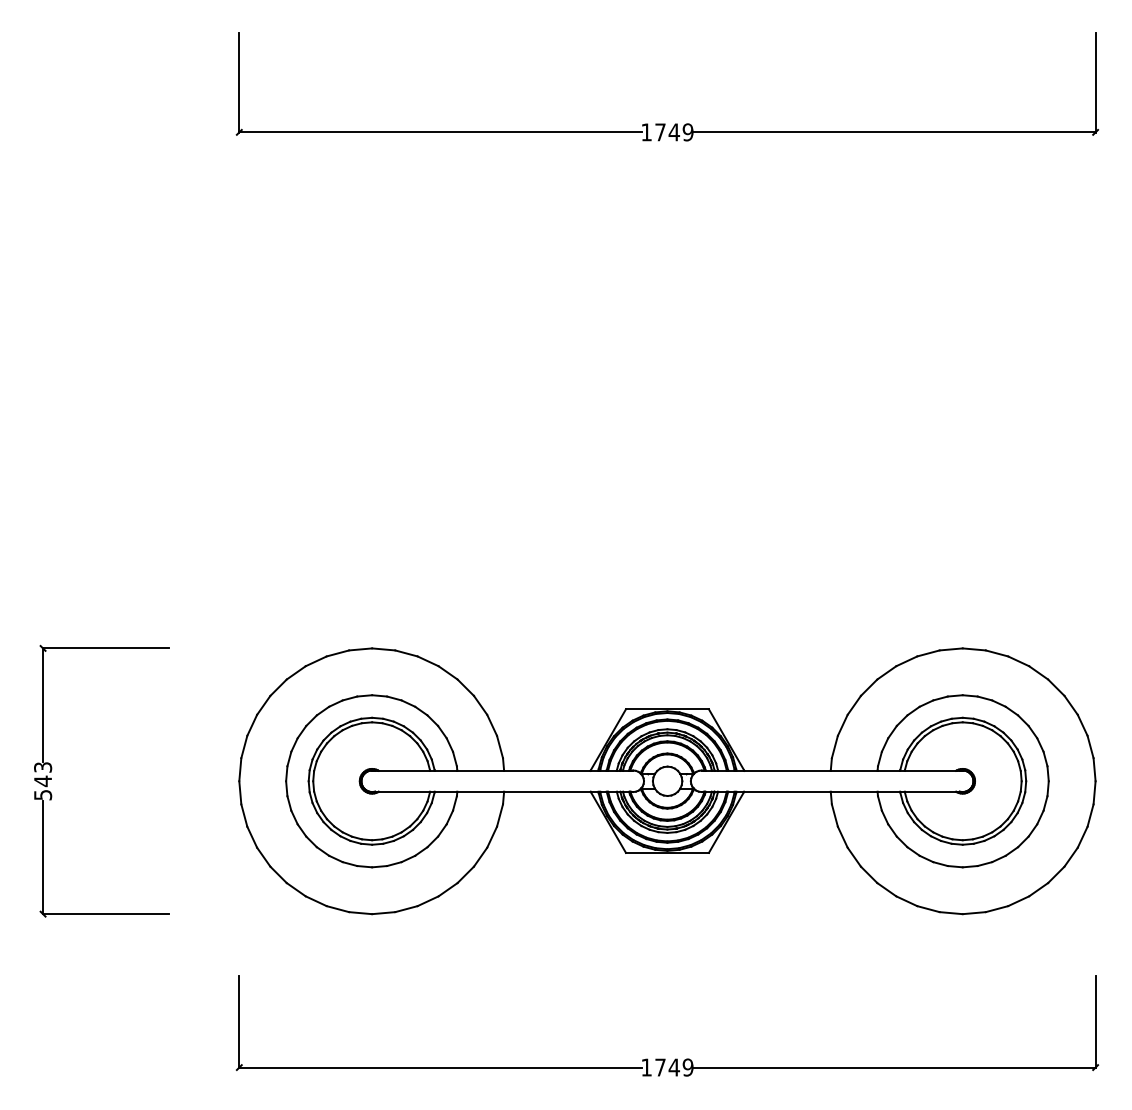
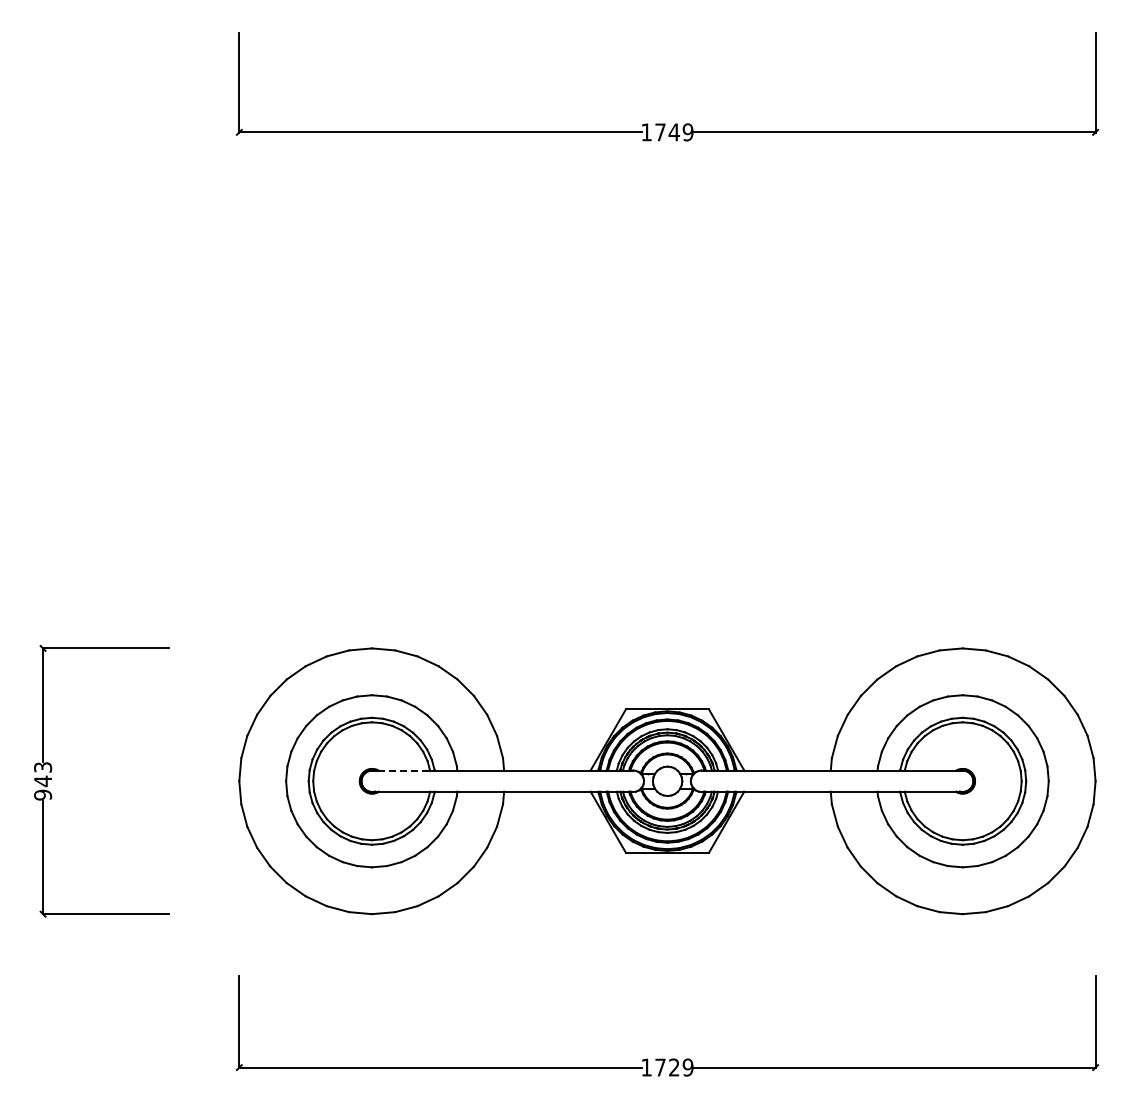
line: solid -> dashed (404, 770)
text: 543 -> 943 (42, 794)
text: 1749 -> 1729 (674, 1067)
